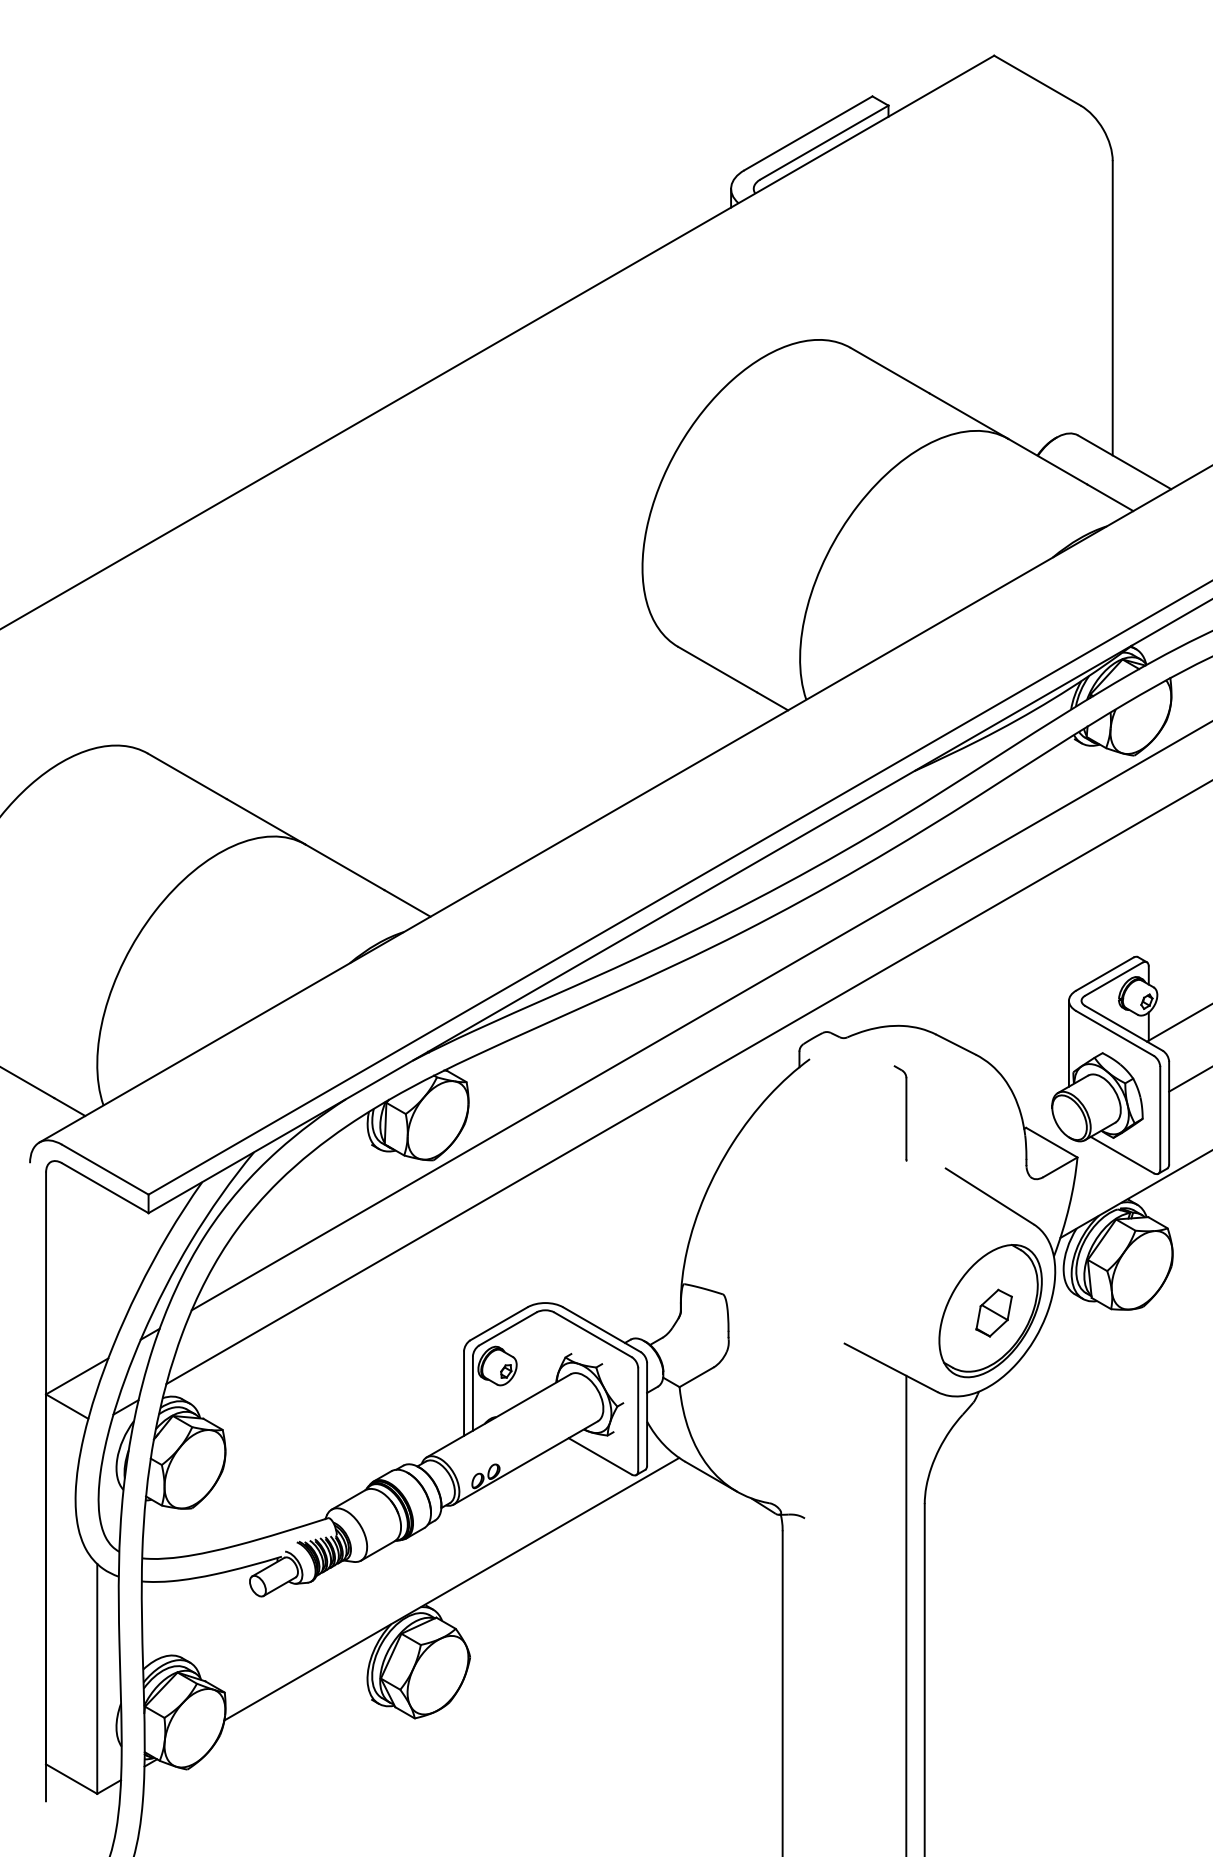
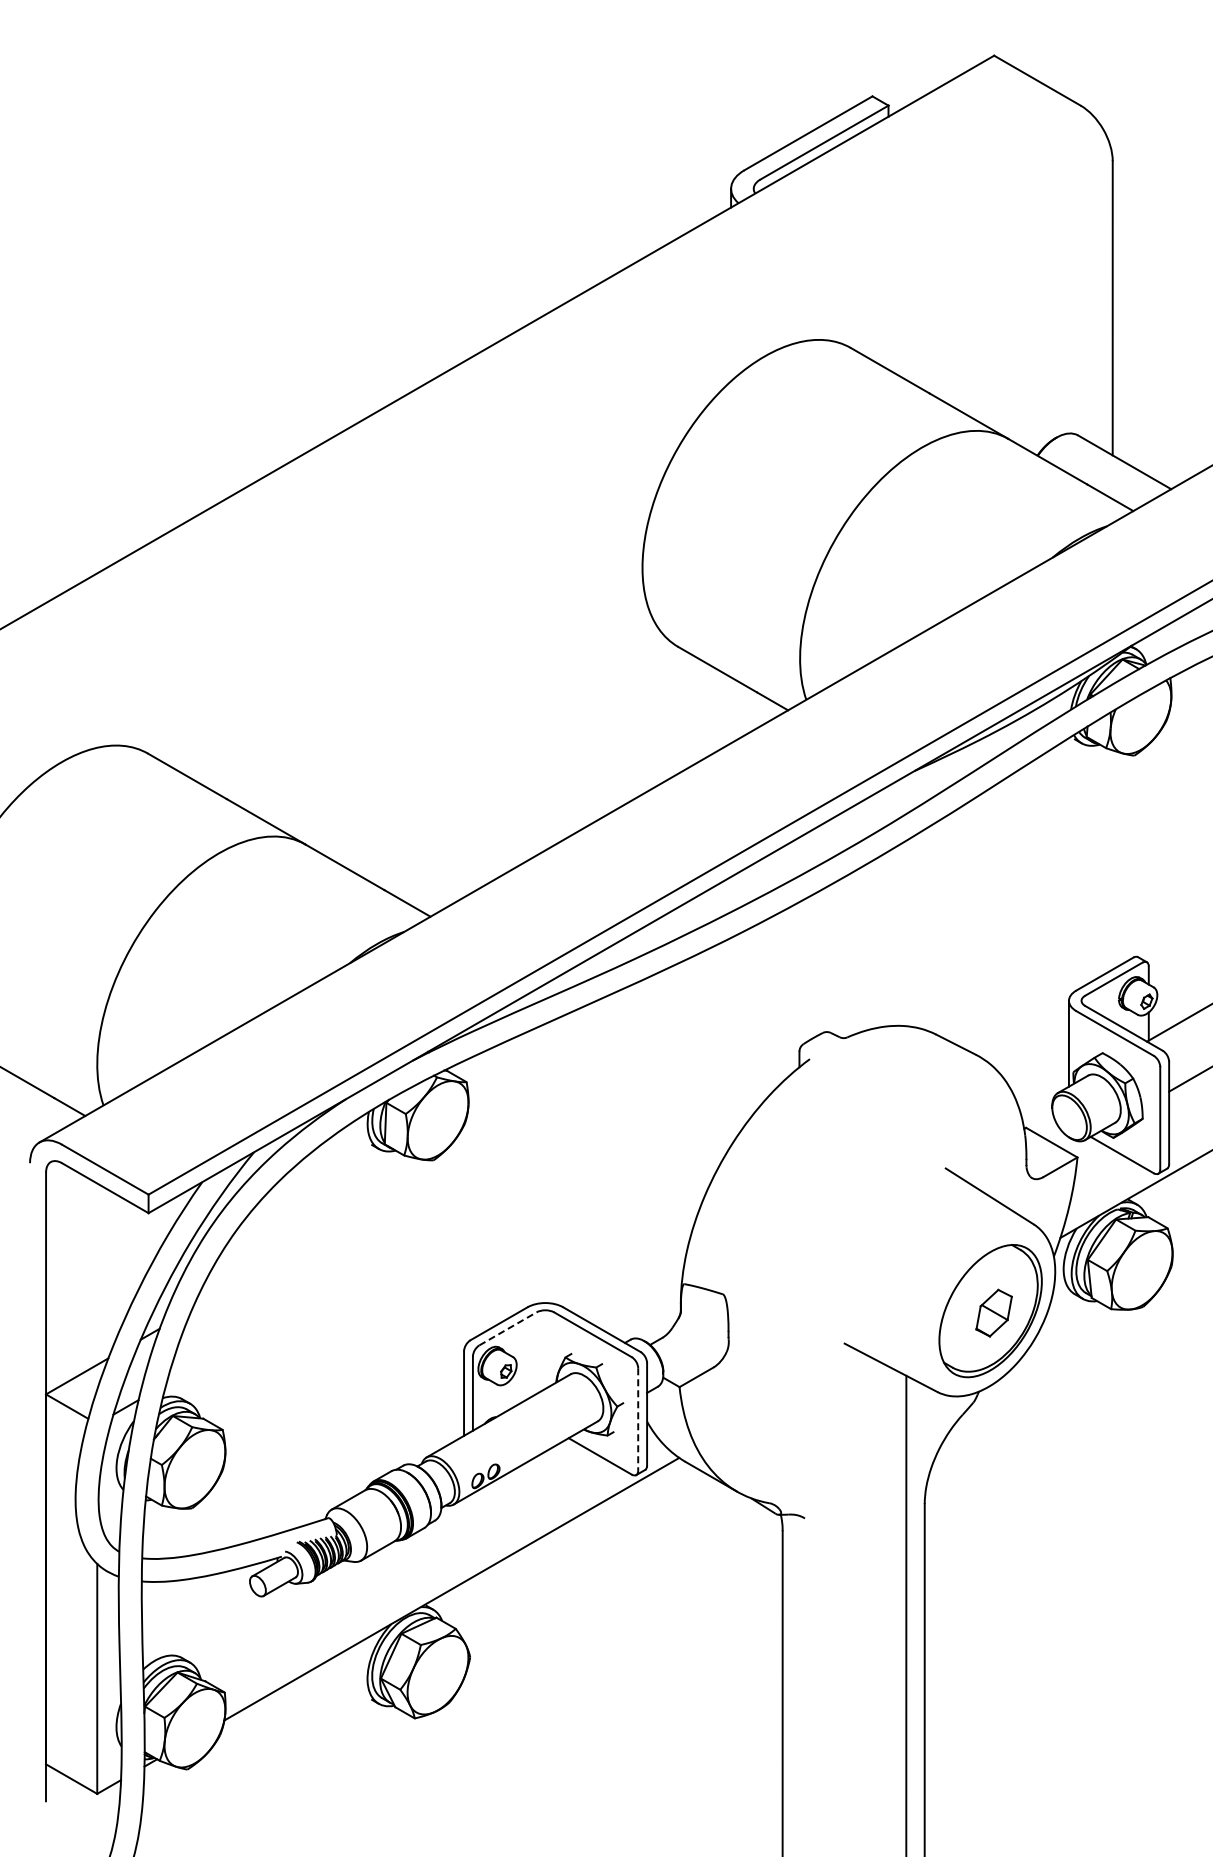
line: present -> none (700, 1016)
line: present -> none (687, 1083)
part: present -> none (900, 1113)
line: solid -> dashed (508, 1328)
line: solid -> dashed (638, 1420)
